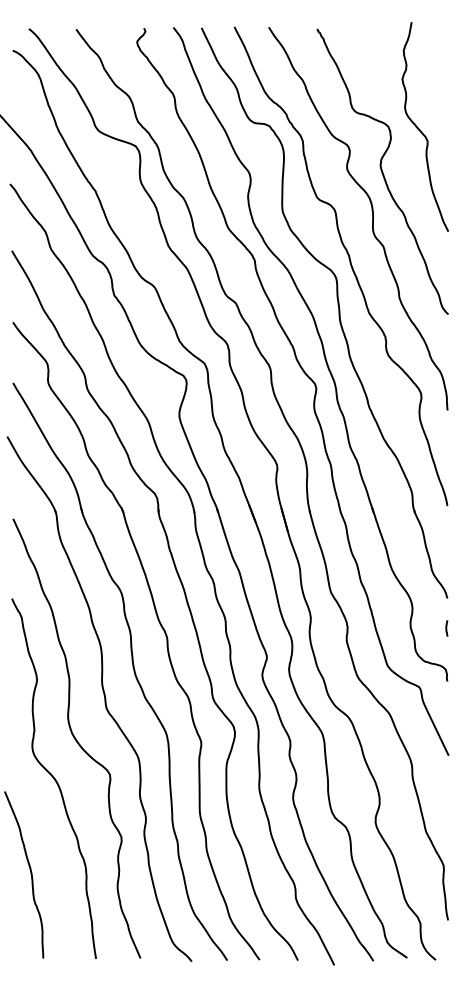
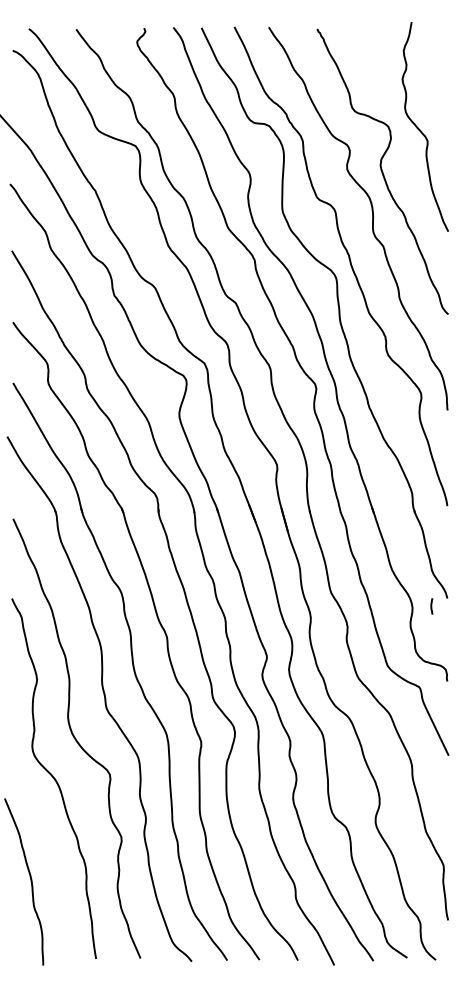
line position: (446, 628) -> (431, 606) (431, 606)
curve position: (30, 874) -> (30, 881) (30, 881)
